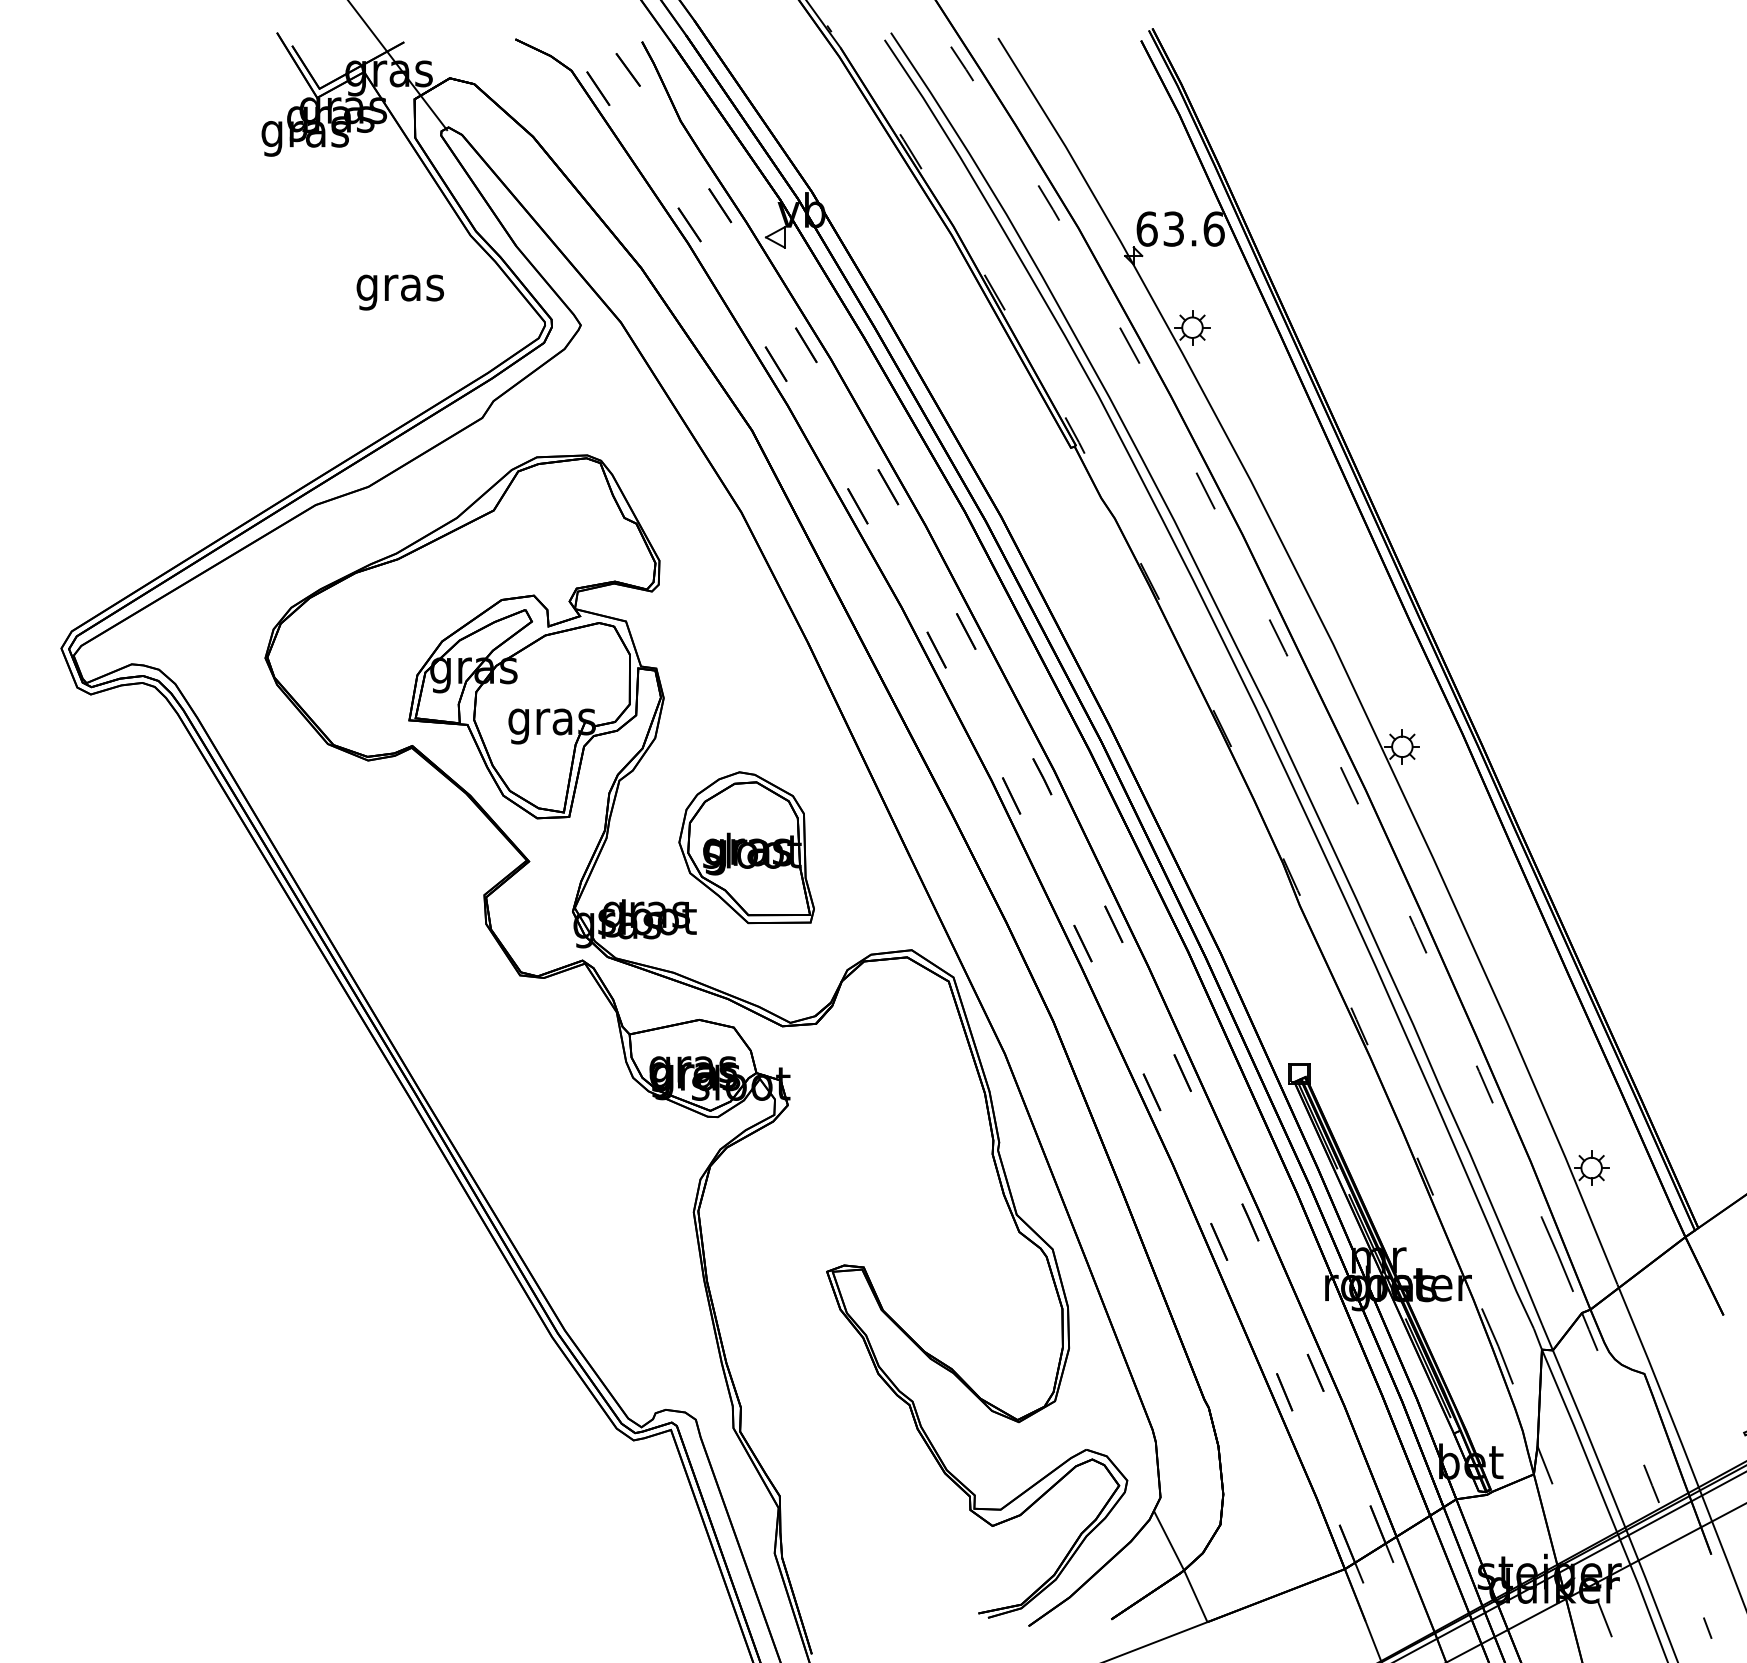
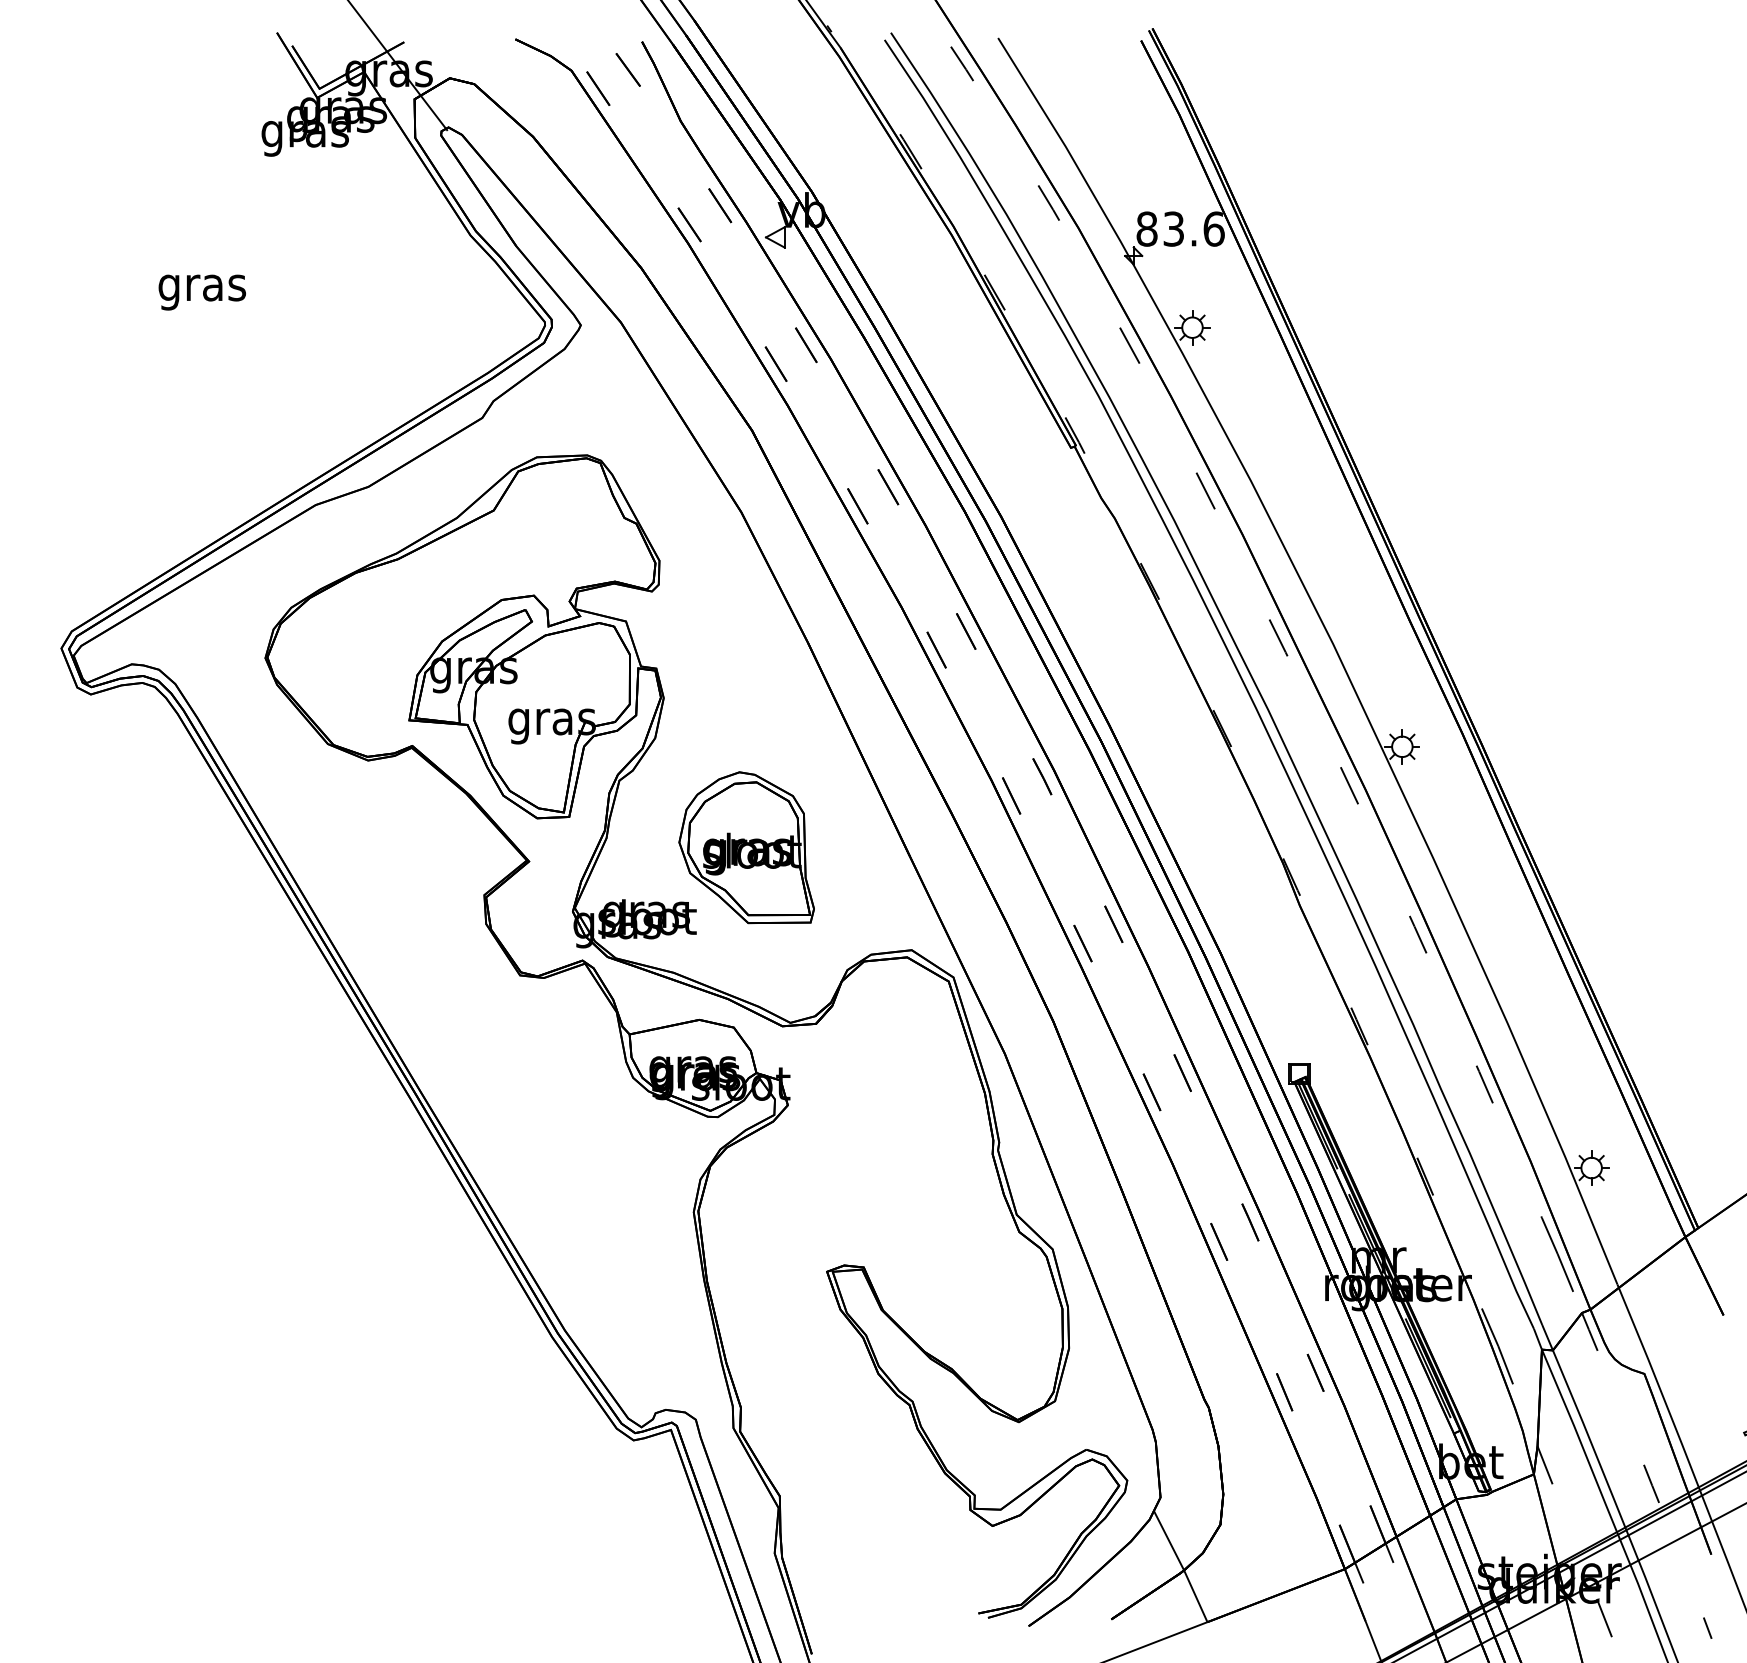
text: 63.6 -> 83.6 (1146, 228)
text position: (399, 292) -> (201, 292) (201, 292)
